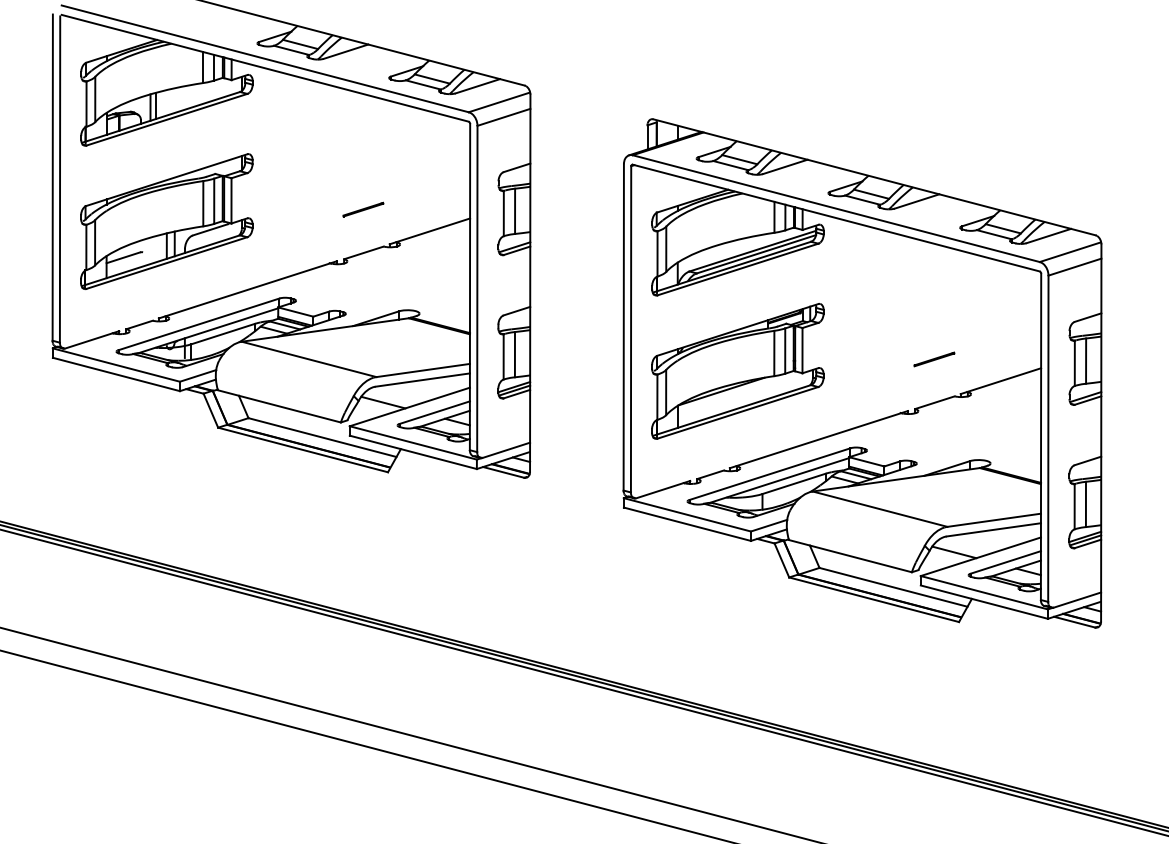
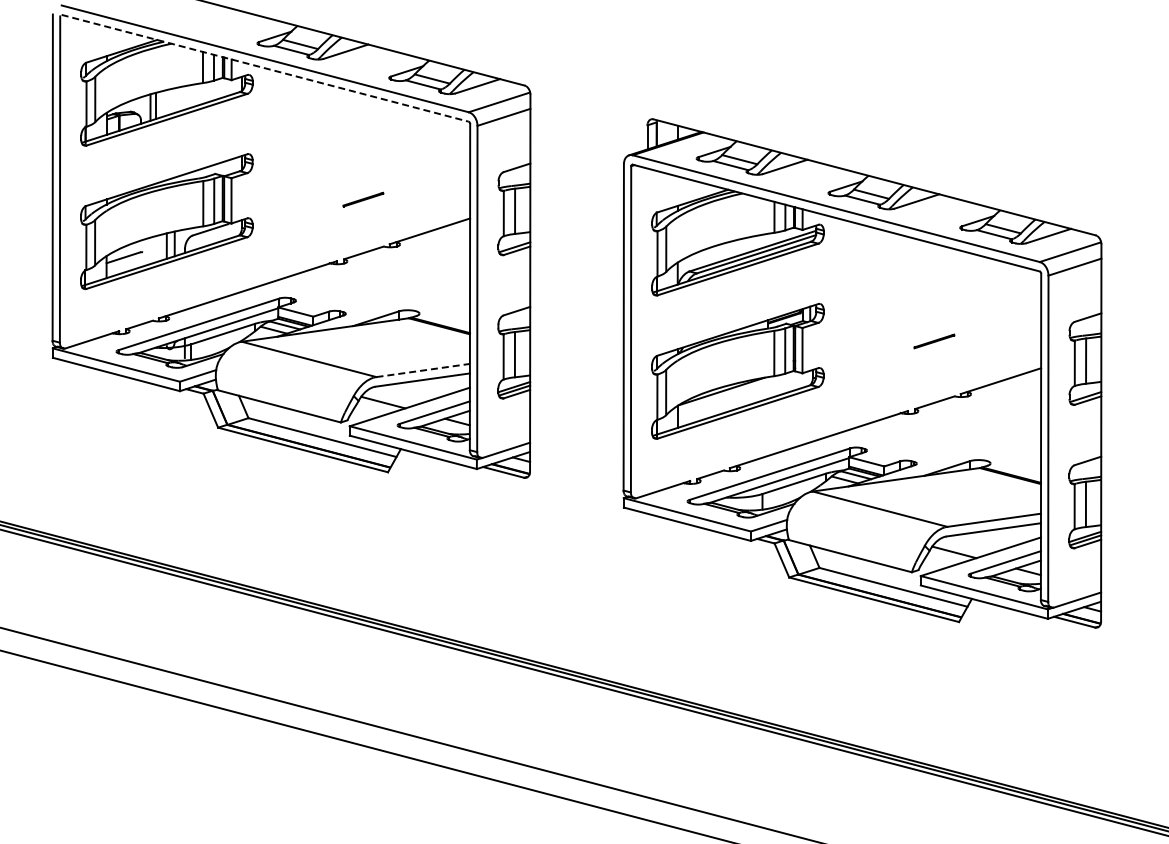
line: solid -> dashed (265, 68)
line position: (363, 209) -> (363, 199) (363, 199)
line position: (934, 359) -> (934, 341) (934, 341)
line: solid -> dashed (423, 370)
